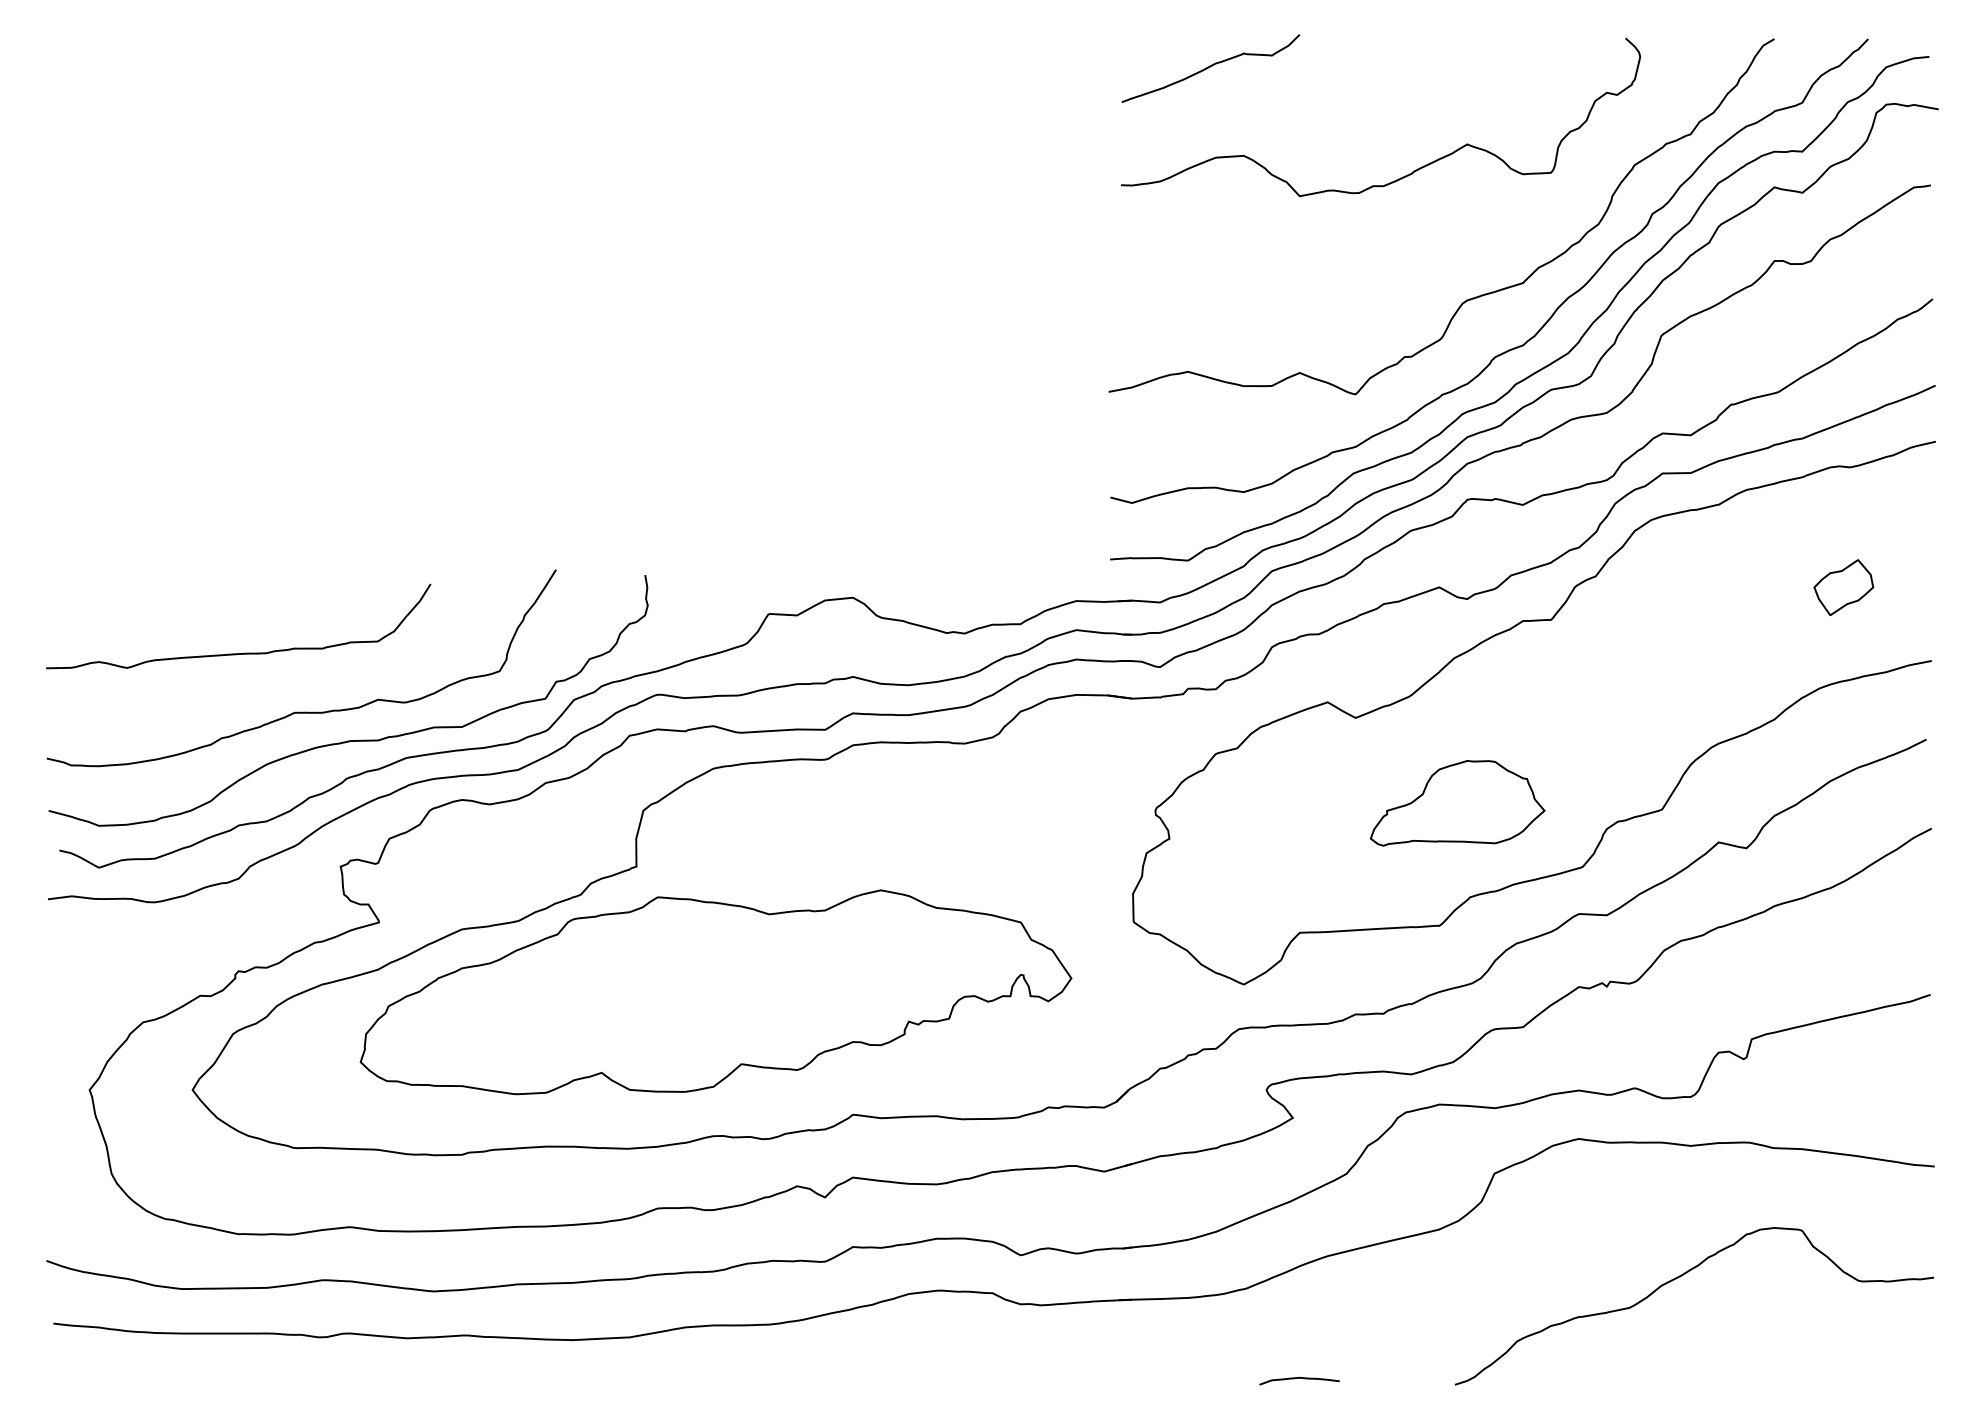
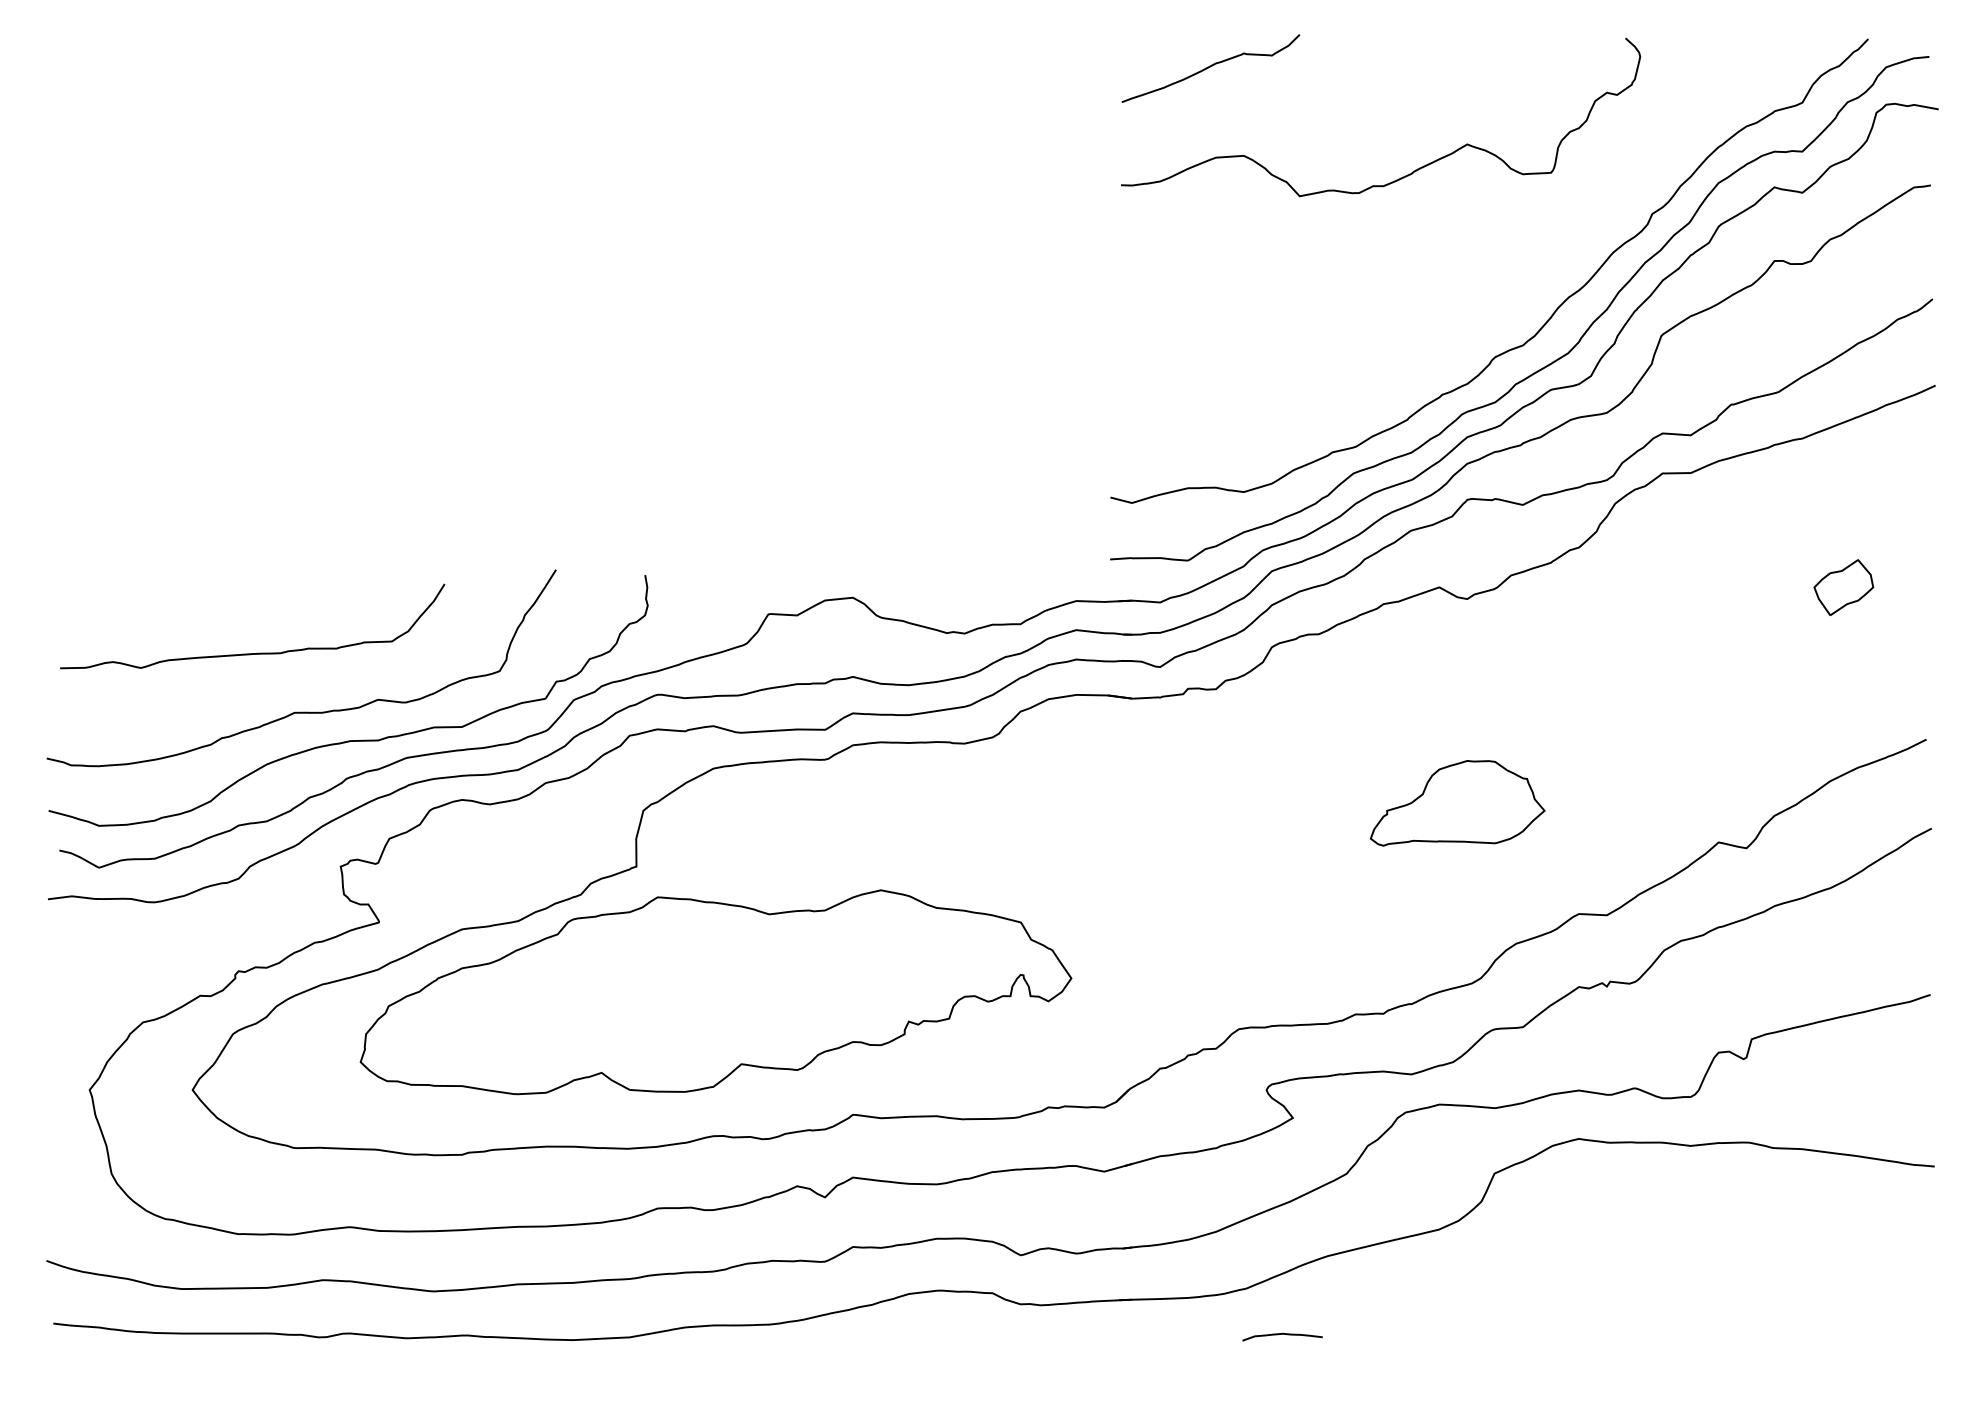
curve: present -> none (1469, 298)
curve: present -> none (1500, 634)
curve position: (244, 652) -> (258, 652) (258, 652)
curve: present -> none (1680, 1277)
curve position: (1299, 1378) -> (1282, 1334) (1282, 1334)
